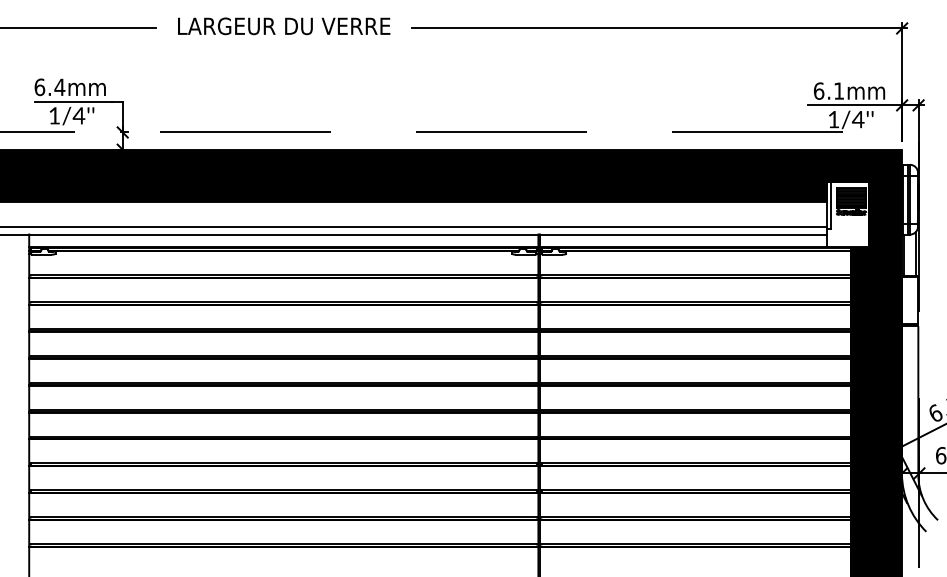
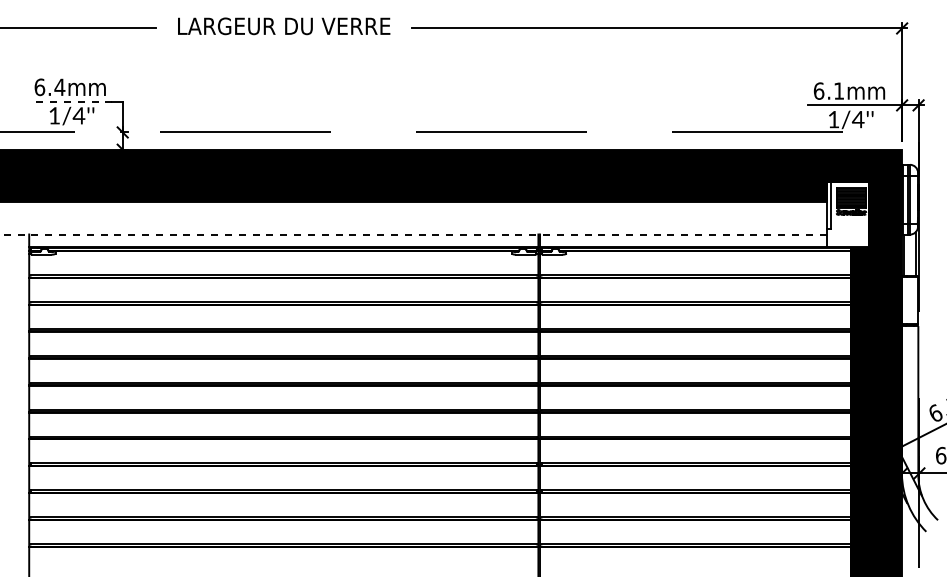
line: solid -> dashed (73, 101)
line: present -> none (414, 227)
line: solid -> dashed (412, 234)
